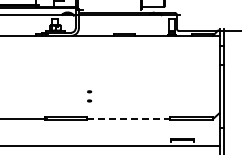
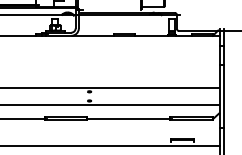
line: none -> present (110, 88)
line: none -> present (110, 104)
line: dashed -> solid (129, 119)
